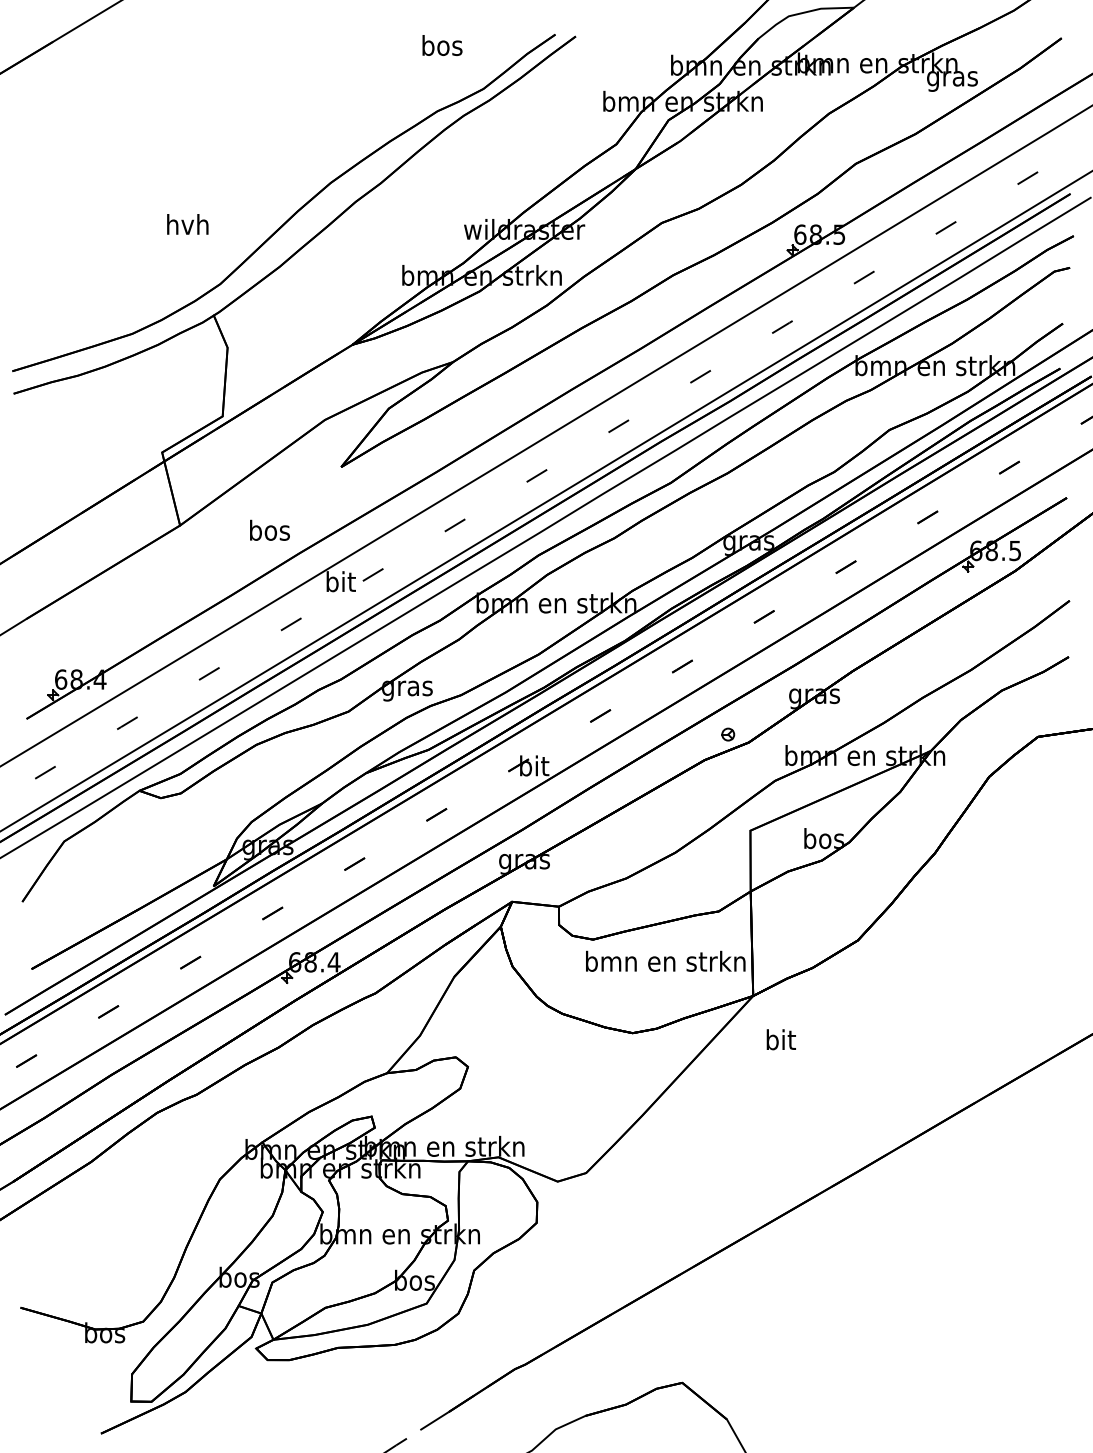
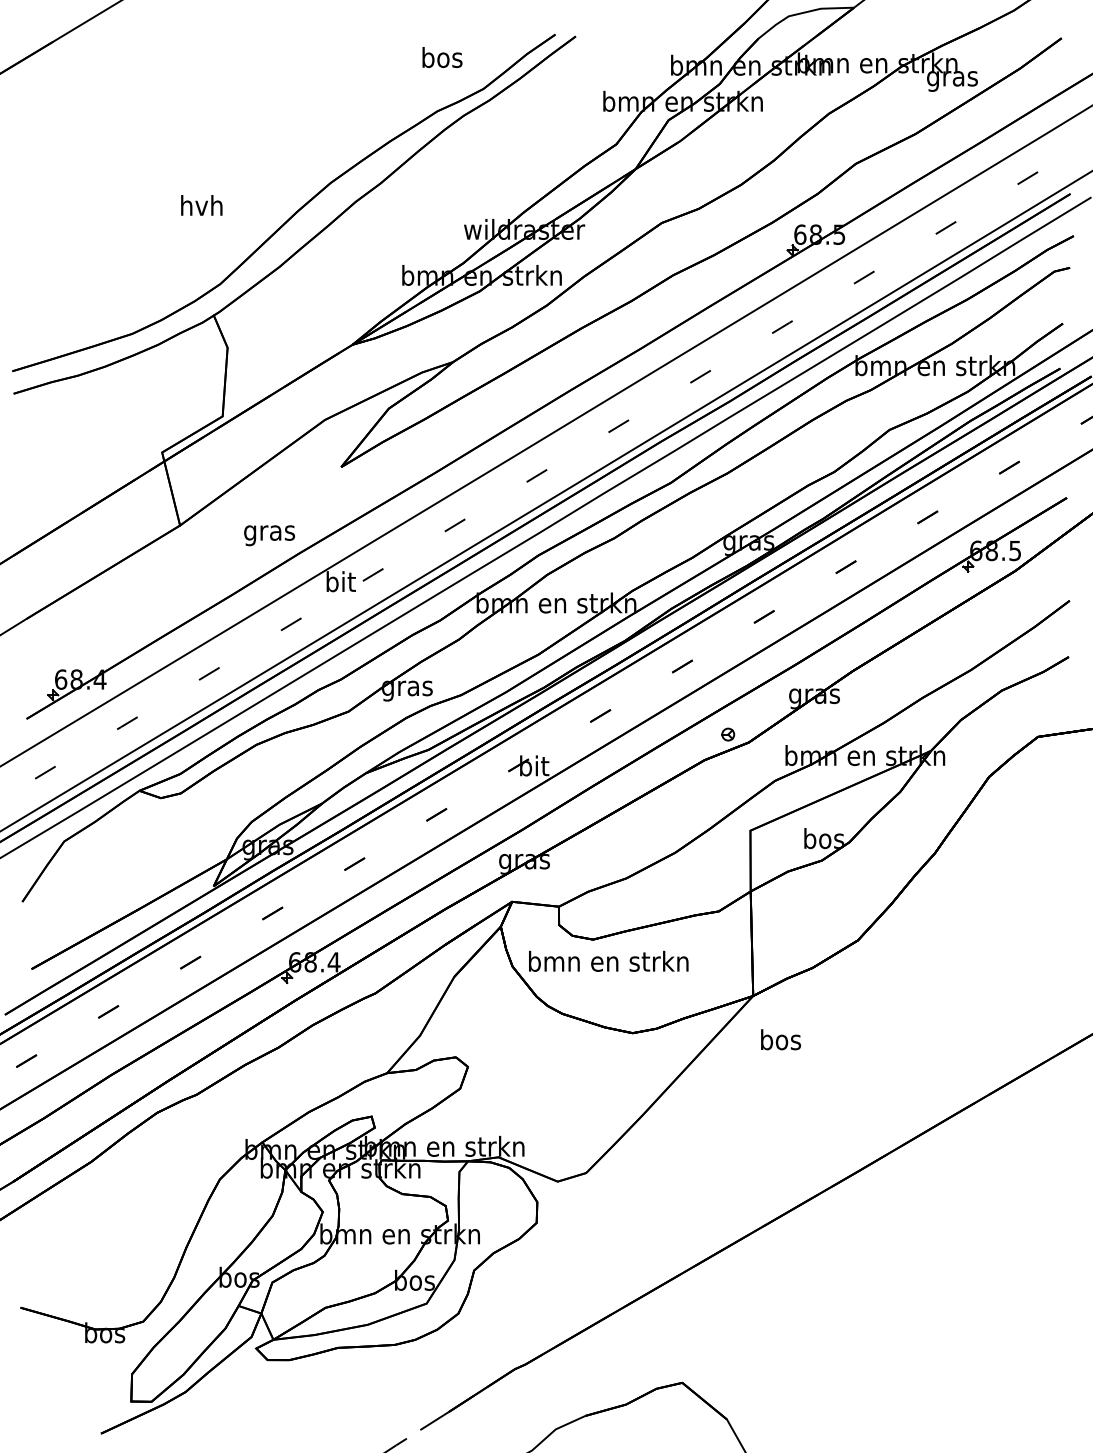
text position: (442, 45) -> (442, 57) (442, 57)
text position: (187, 224) -> (201, 205) (201, 205)
text: bos -> gras (269, 532)
text position: (665, 960) -> (608, 960) (608, 960)
text: bit -> bos (781, 1039)
